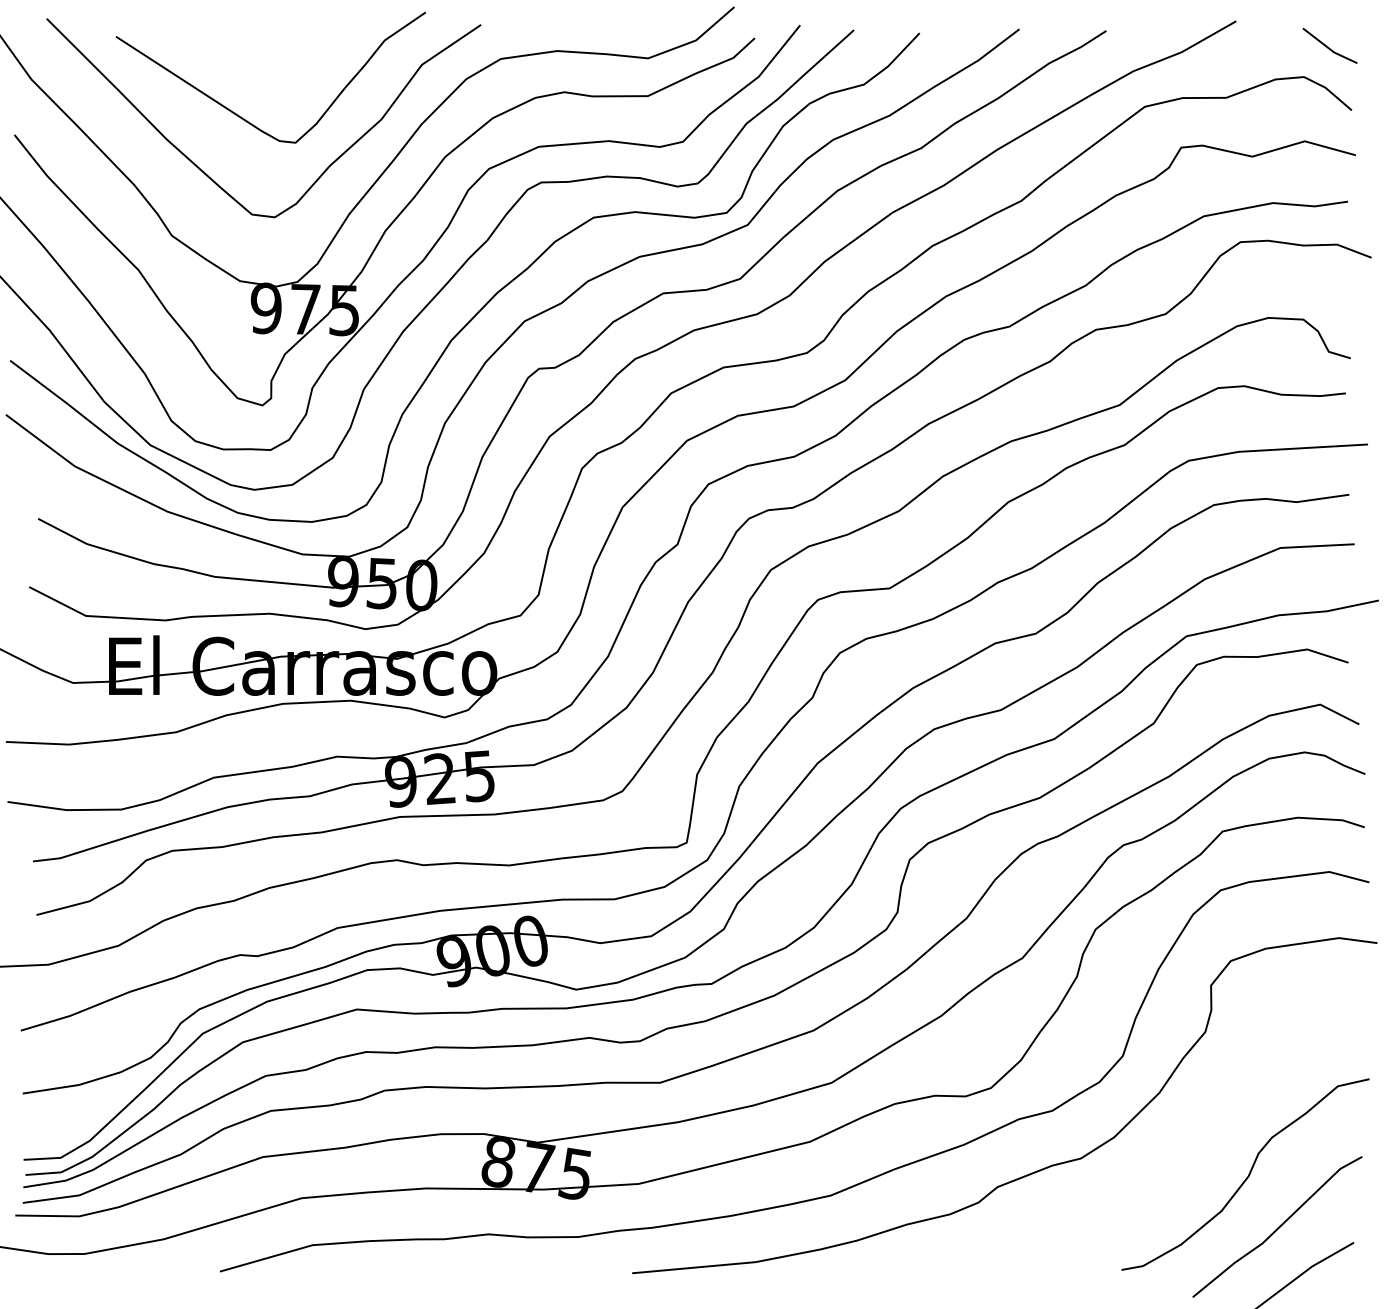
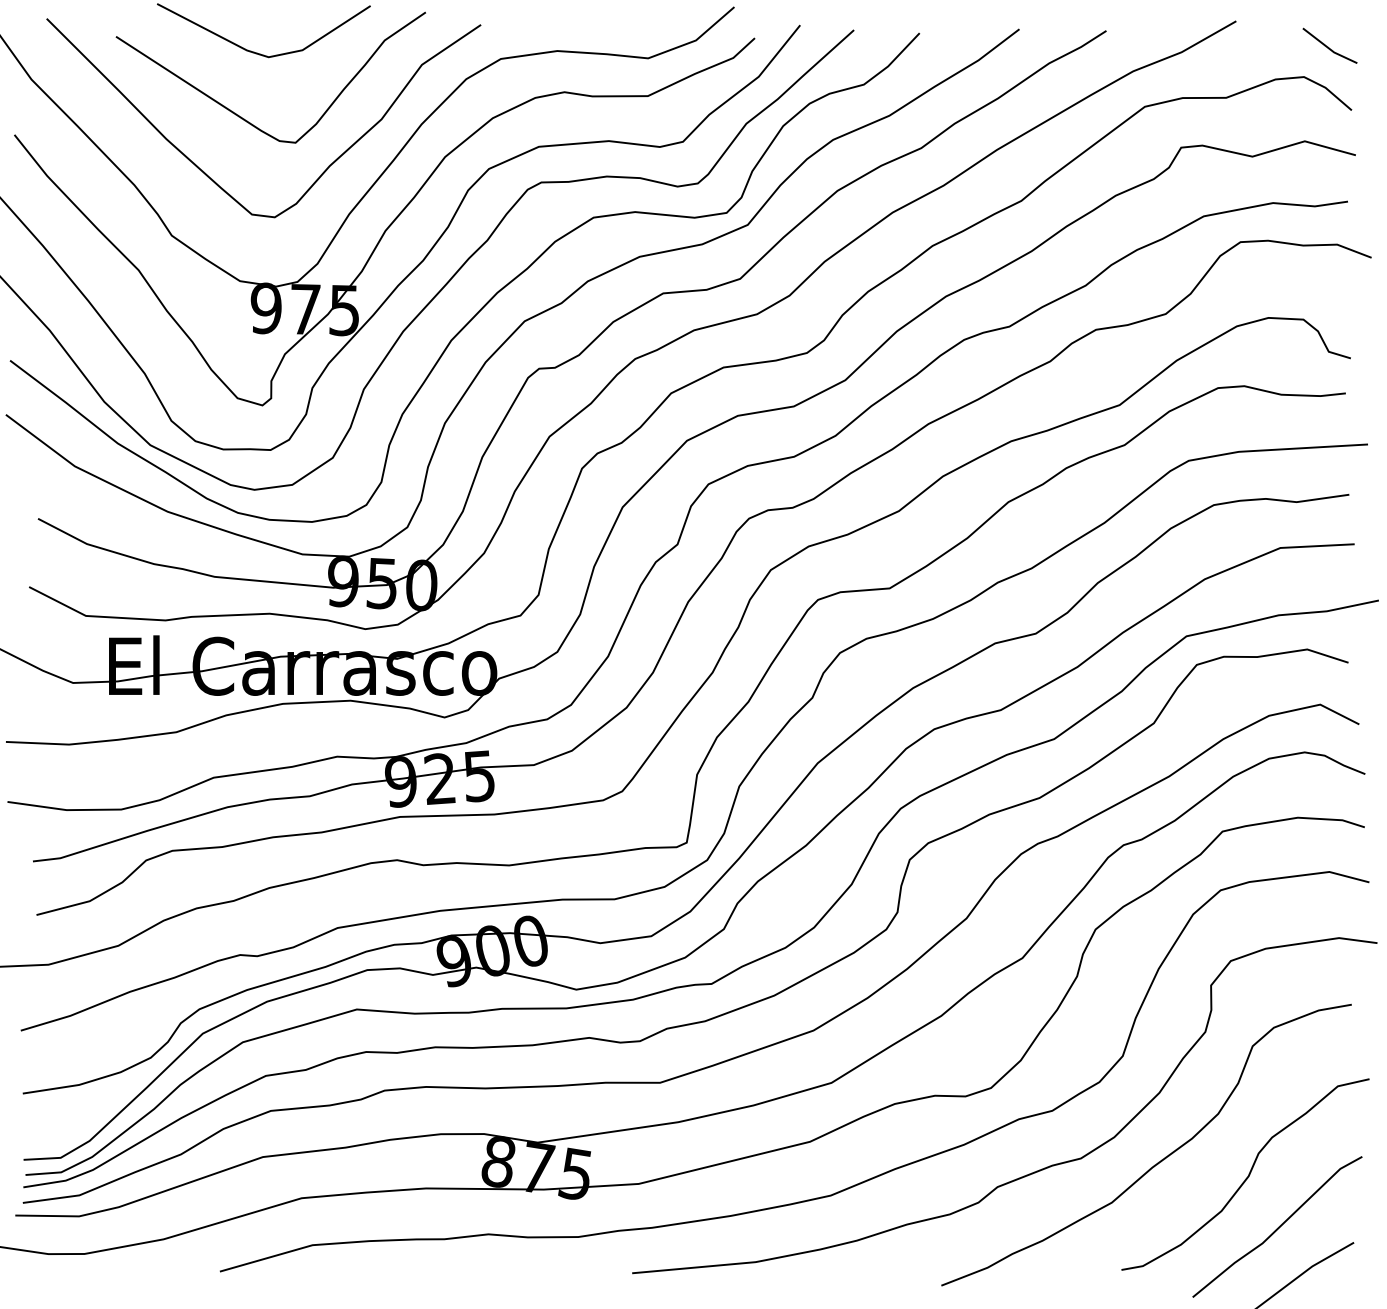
line: none -> present (257, 52)
curve: none -> present (1157, 1162)
